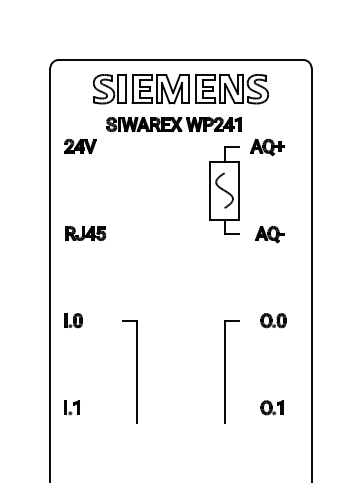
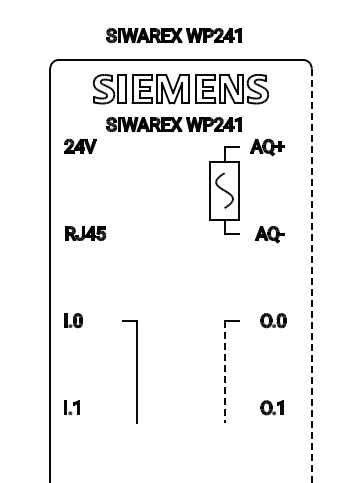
part: none -> present (173, 35)
line: solid -> dashed (311, 275)
line: solid -> dashed (224, 372)
